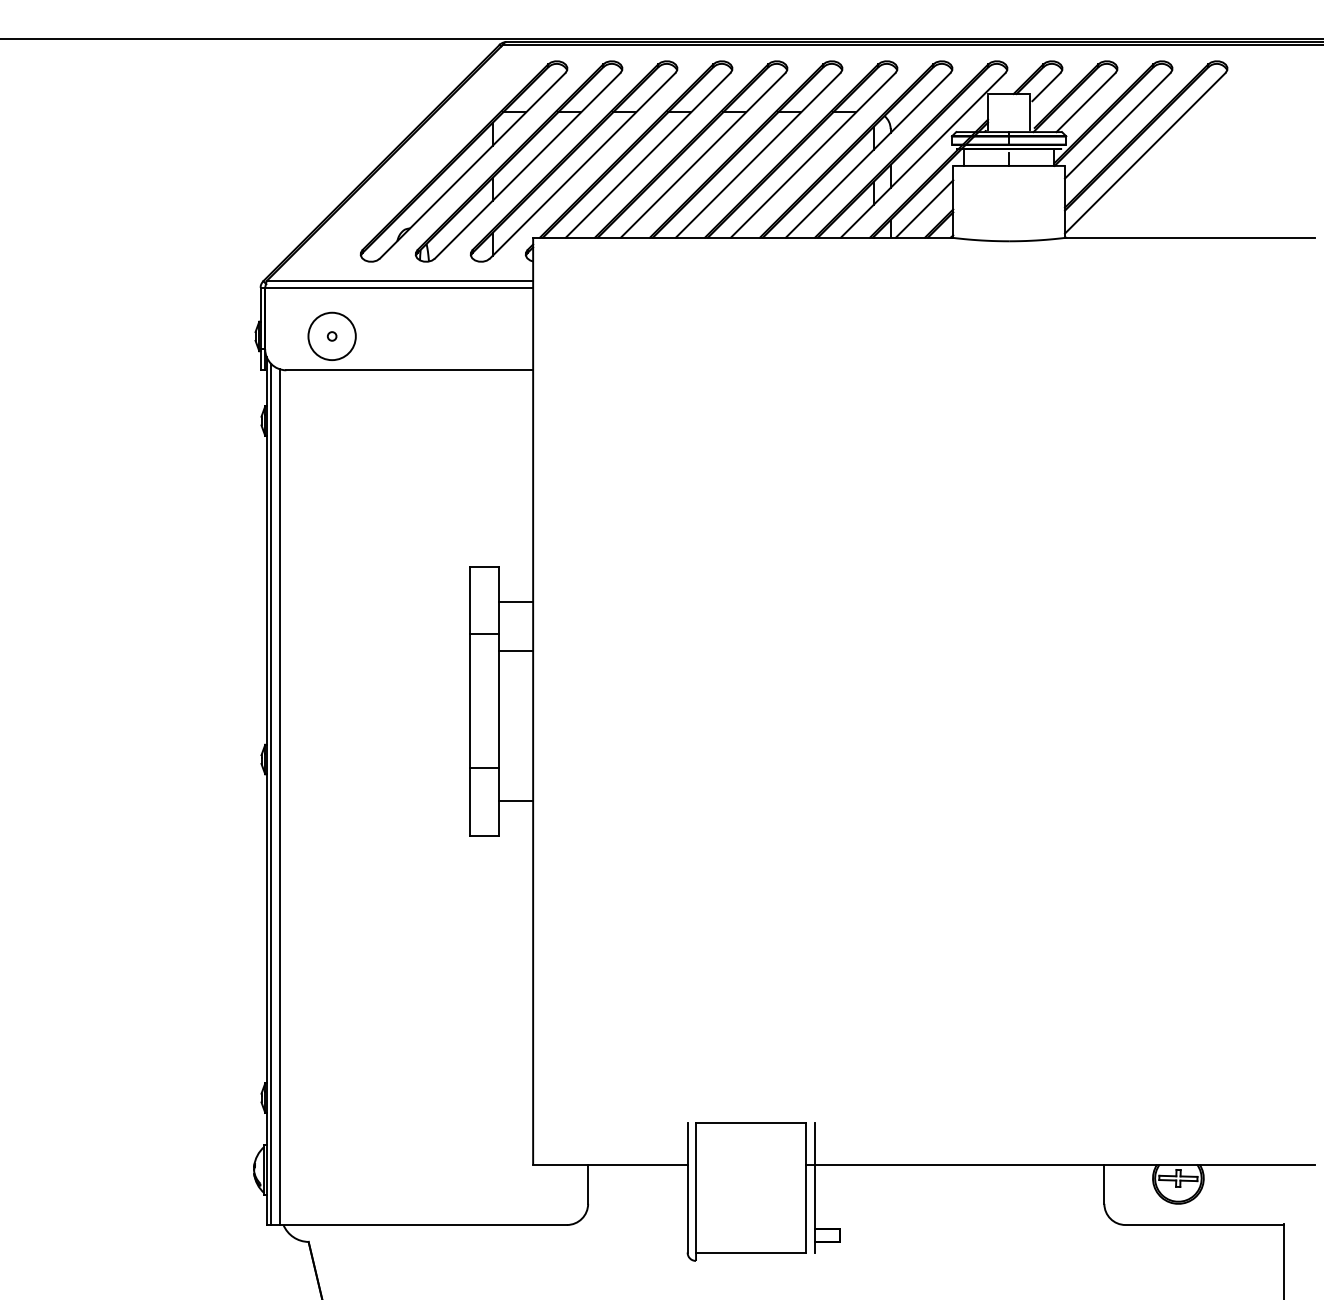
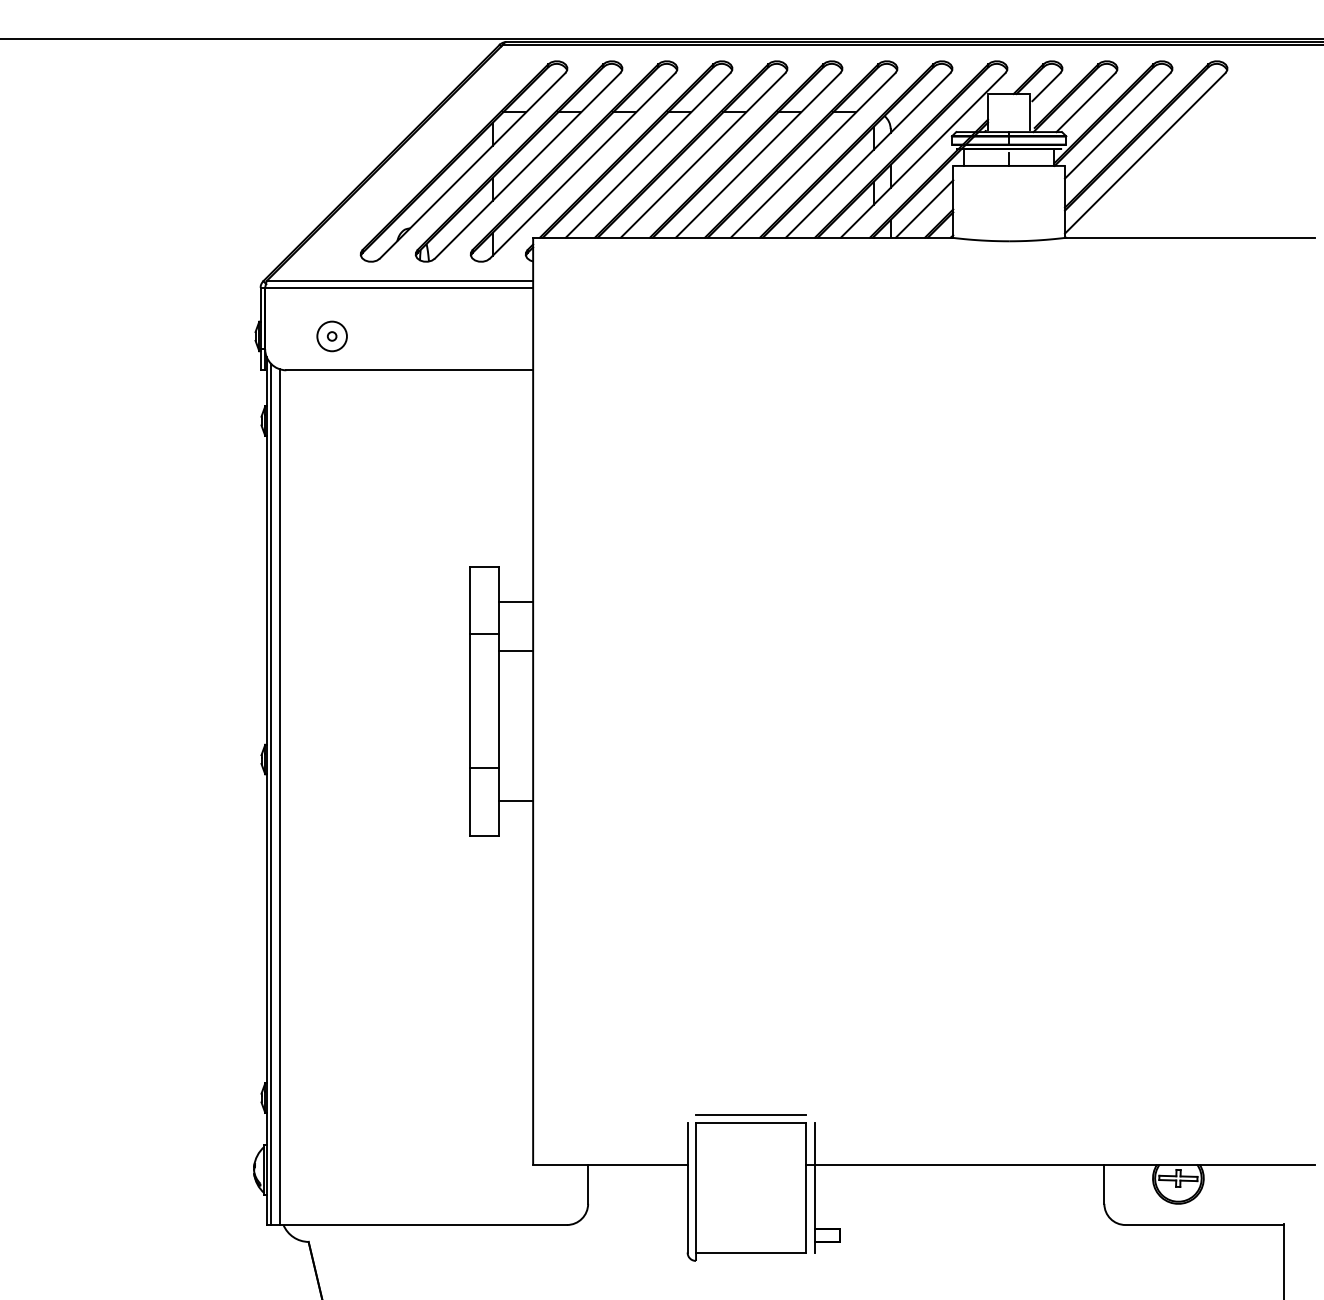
circle diameter: 47 px -> 30 px (331, 336)
line: none -> present (751, 1115)
